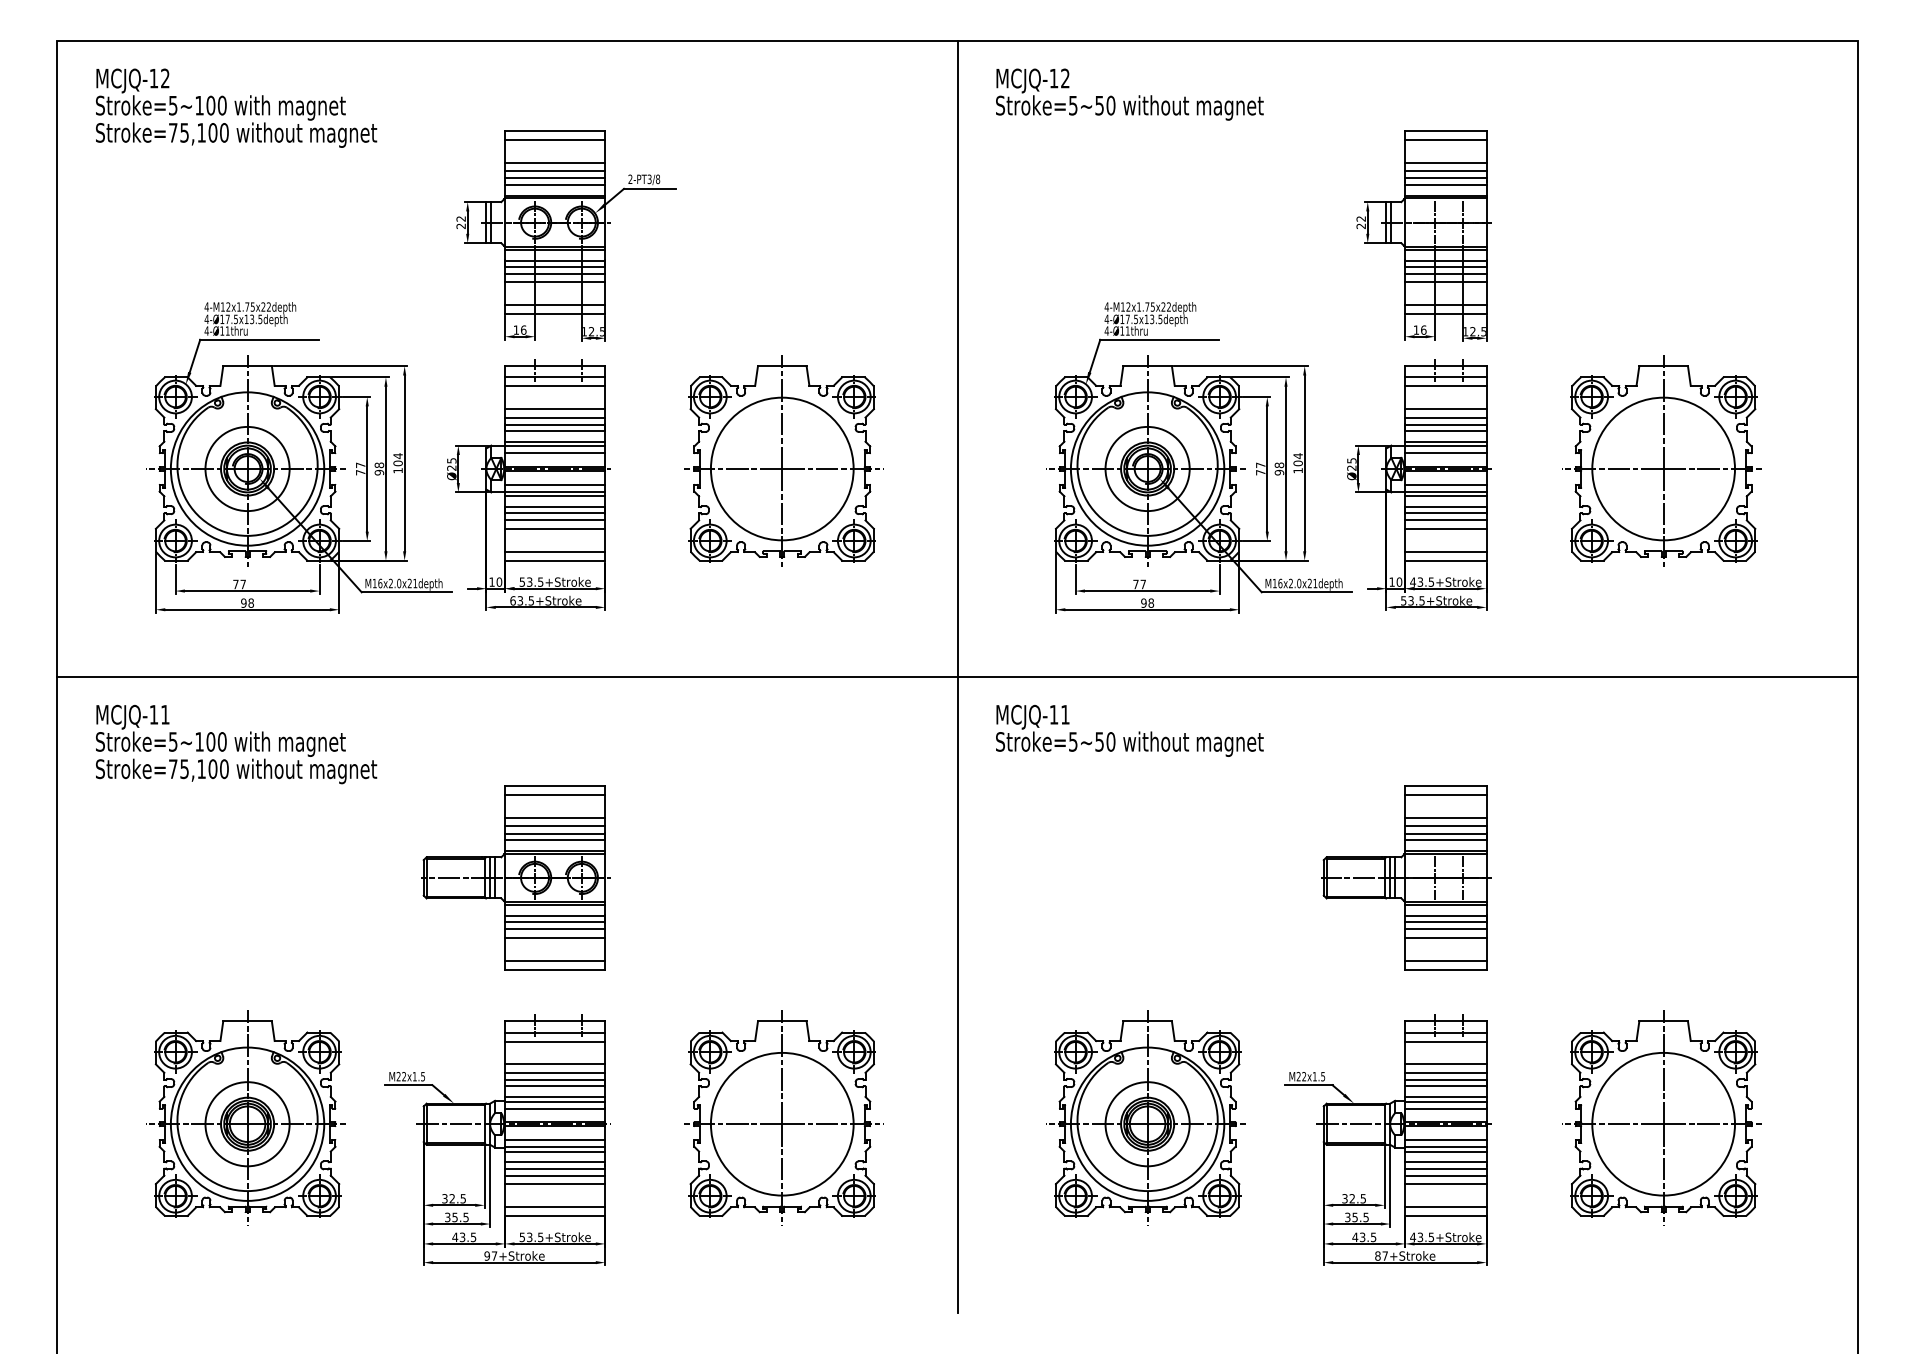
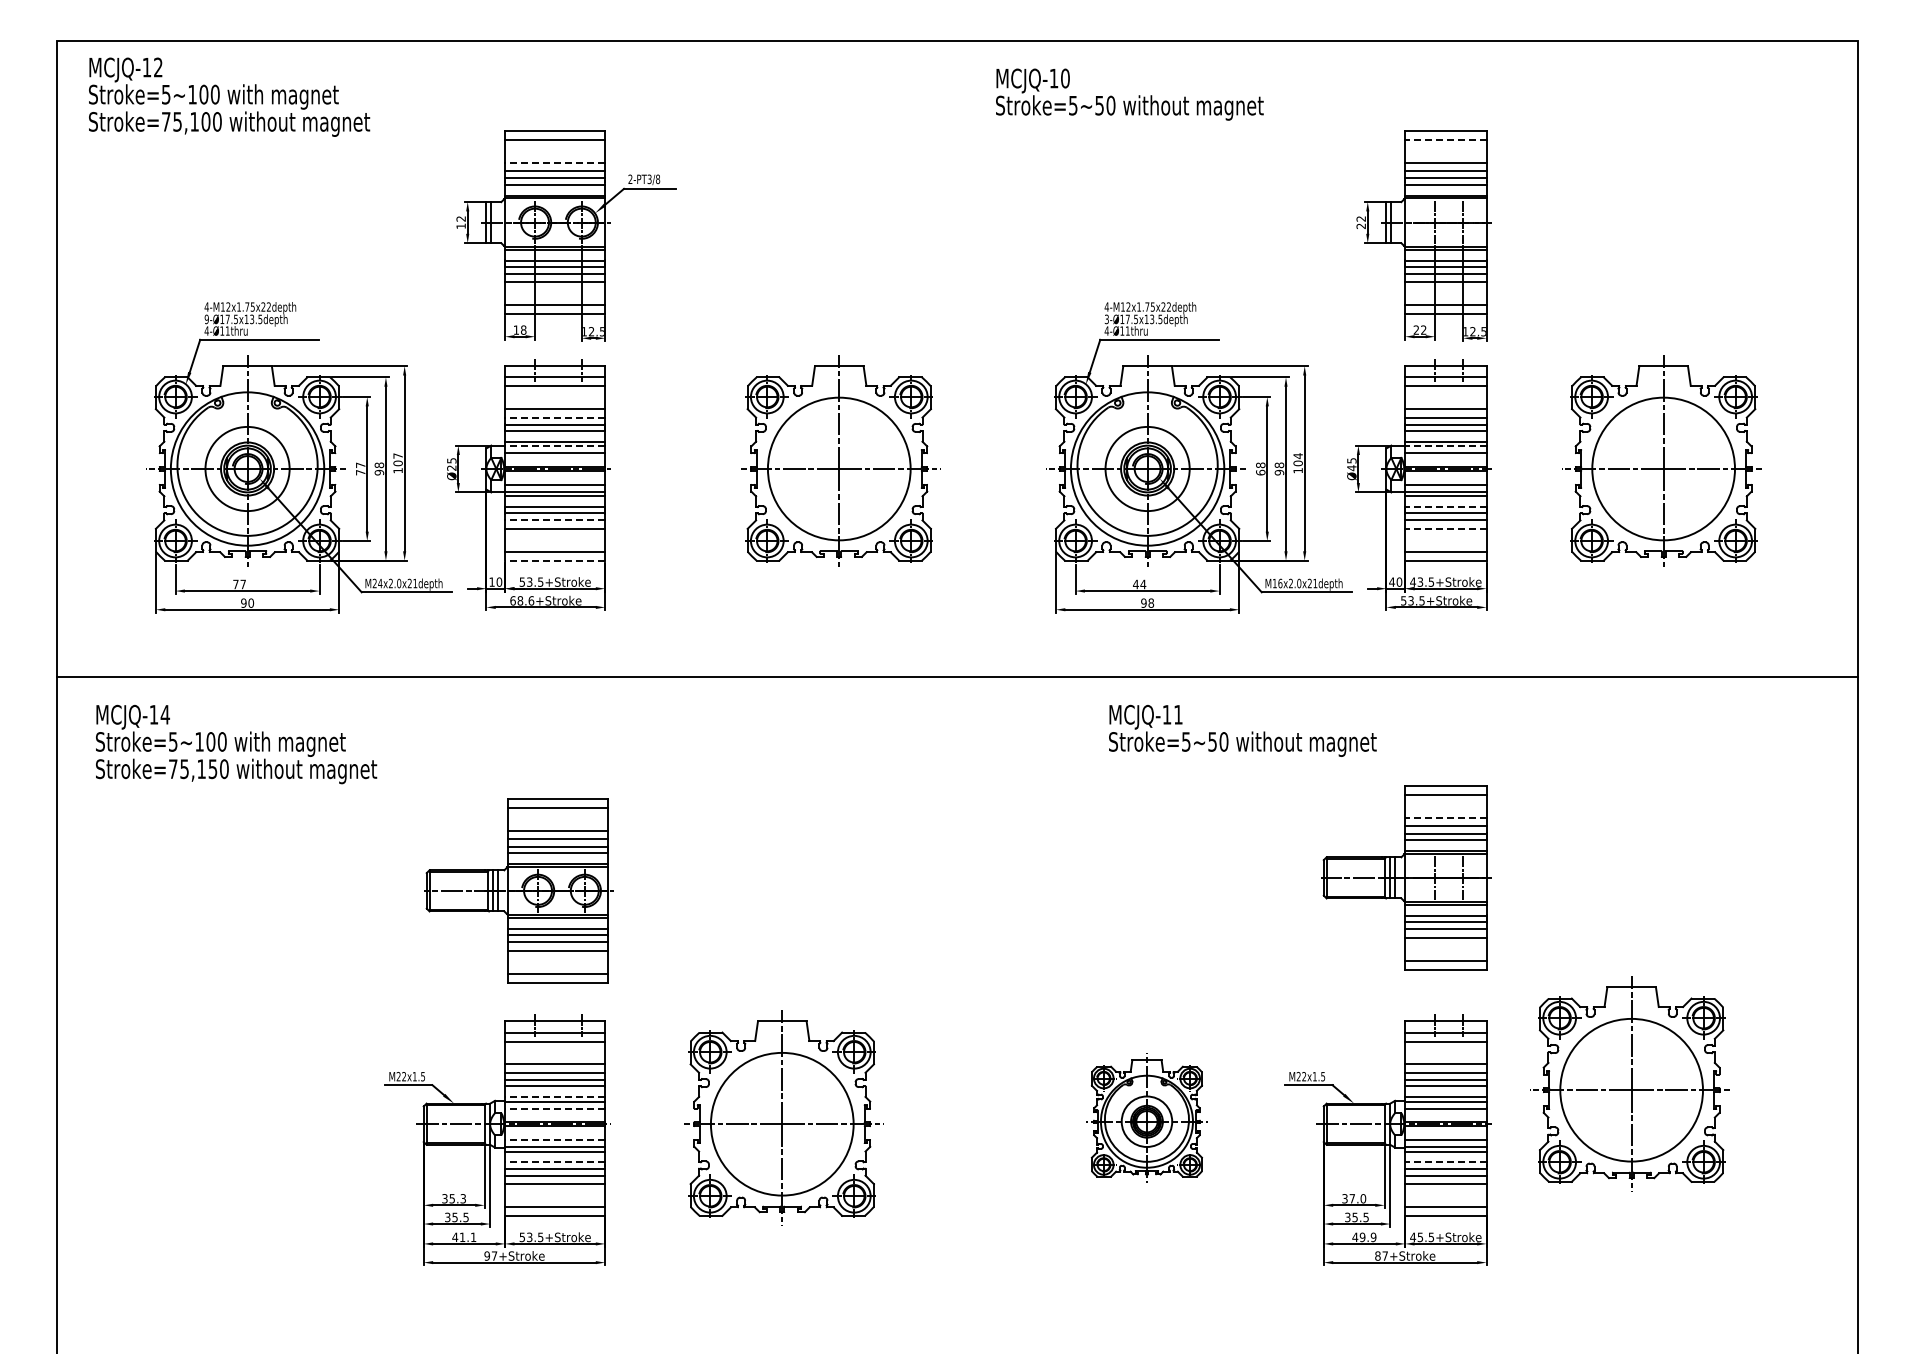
text: MCJQ-12 -> MCJQ-10 (1065, 78)
text position: (236, 107) -> (229, 96) (229, 96)
line: solid -> dashed (1445, 139)
line: solid -> dashed (554, 162)
text: 22 -> 12 (460, 226)
text: 4-Ø17.5x13.5depth -> 9-Ø17.5x13.5depth (206, 319)
text: 4-Ø17.5x13.5depth -> 3-Ø17.5x13.5depth (1106, 319)
text: 16 -> 18 (523, 329)
text: 16 -> 22 (1419, 329)
line: solid -> dashed (554, 417)
line: solid -> dashed (554, 446)
line: solid -> dashed (1445, 446)
text: 104 -> 107 (397, 456)
part position: (783, 460) -> (840, 460) (840, 460)
text: 77 -> 68 (1260, 468)
text: Ø25 -> Ø45 (1351, 468)
line: solid -> dashed (1445, 506)
line: solid -> dashed (554, 520)
line: solid -> dashed (1445, 528)
line: solid -> dashed (554, 560)
text: 10 -> 40 (1392, 581)
text: M16x2.0x21depth -> M24x2.0x21depth (377, 583)
text: 77 -> 44 (1139, 584)
text: 63.5+Stroke -> 68.6+Stroke (525, 600)
text: 98 -> 90 (251, 602)
line: present -> none (957, 676)
text: MCJQ-11 -> MCJQ-14 (165, 714)
text position: (1129, 730) -> (1242, 730) (1242, 730)
text: Stroke=75,100 -> Stroke=75,150 (212, 769)
line: solid -> dashed (1445, 818)
part position: (515, 877) -> (518, 890) (518, 890)
line: solid -> dashed (554, 1096)
line: solid -> dashed (554, 1108)
part: present -> none (245, 1117)
part size: 200x216 px -> 122x130 px (1146, 1117)
part position: (1661, 1117) -> (1629, 1083) (1629, 1083)
line: solid -> dashed (554, 1139)
line: solid -> dashed (554, 1162)
line: solid -> dashed (1445, 1162)
text: 32.5 -> 35.3 (457, 1198)
text: 32.5 -> 37.0 (1357, 1198)
text: 43.5 -> 49.9 (1367, 1236)
text: 43.5+Stroke -> 45.5+Stroke (1420, 1236)
text: 43.5 -> 41.1 (467, 1237)
